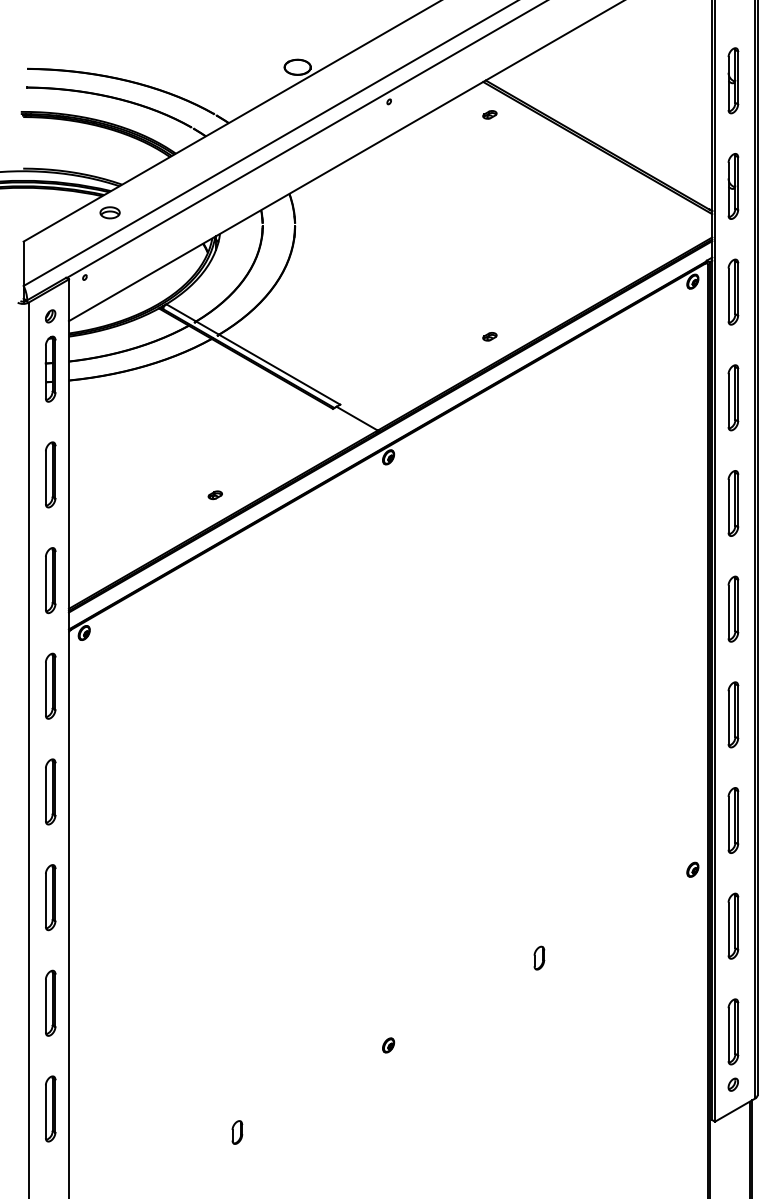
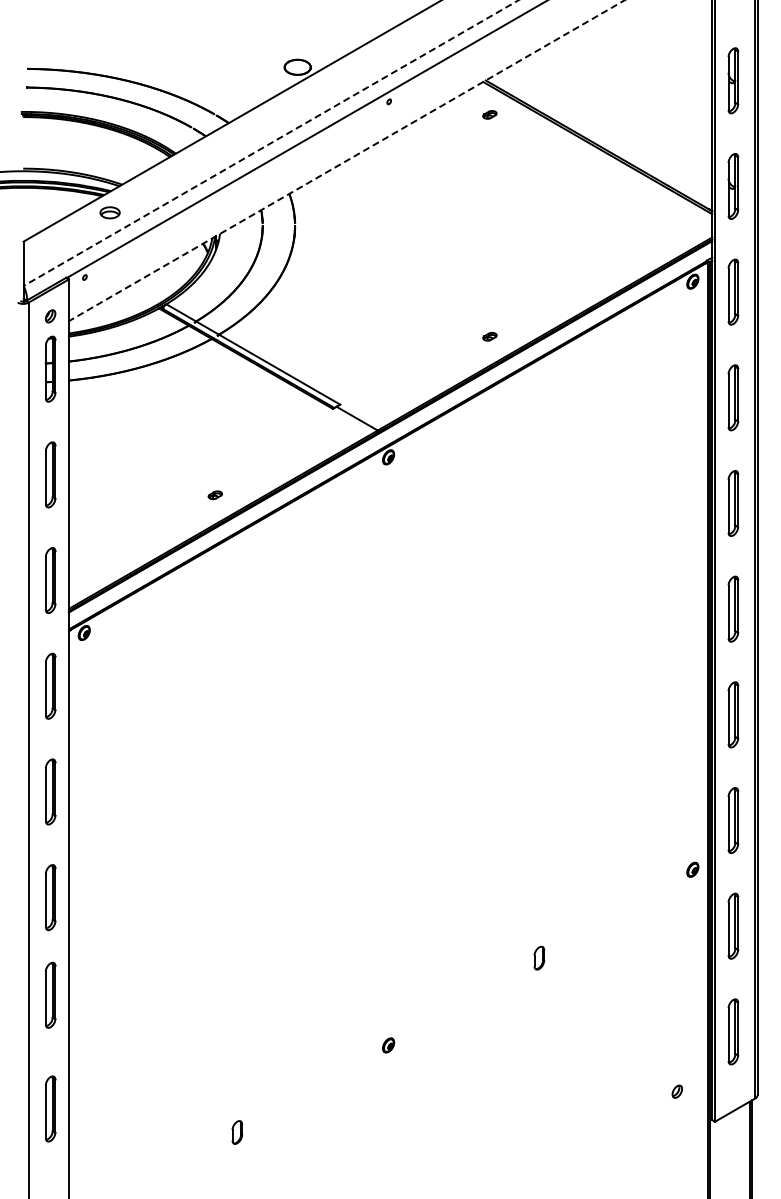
line: solid -> dashed (271, 143)
line: solid -> dashed (346, 160)
part position: (50, 1002) -> (50, 994) (50, 994)
part position: (732, 1084) -> (676, 1091) (676, 1091)
